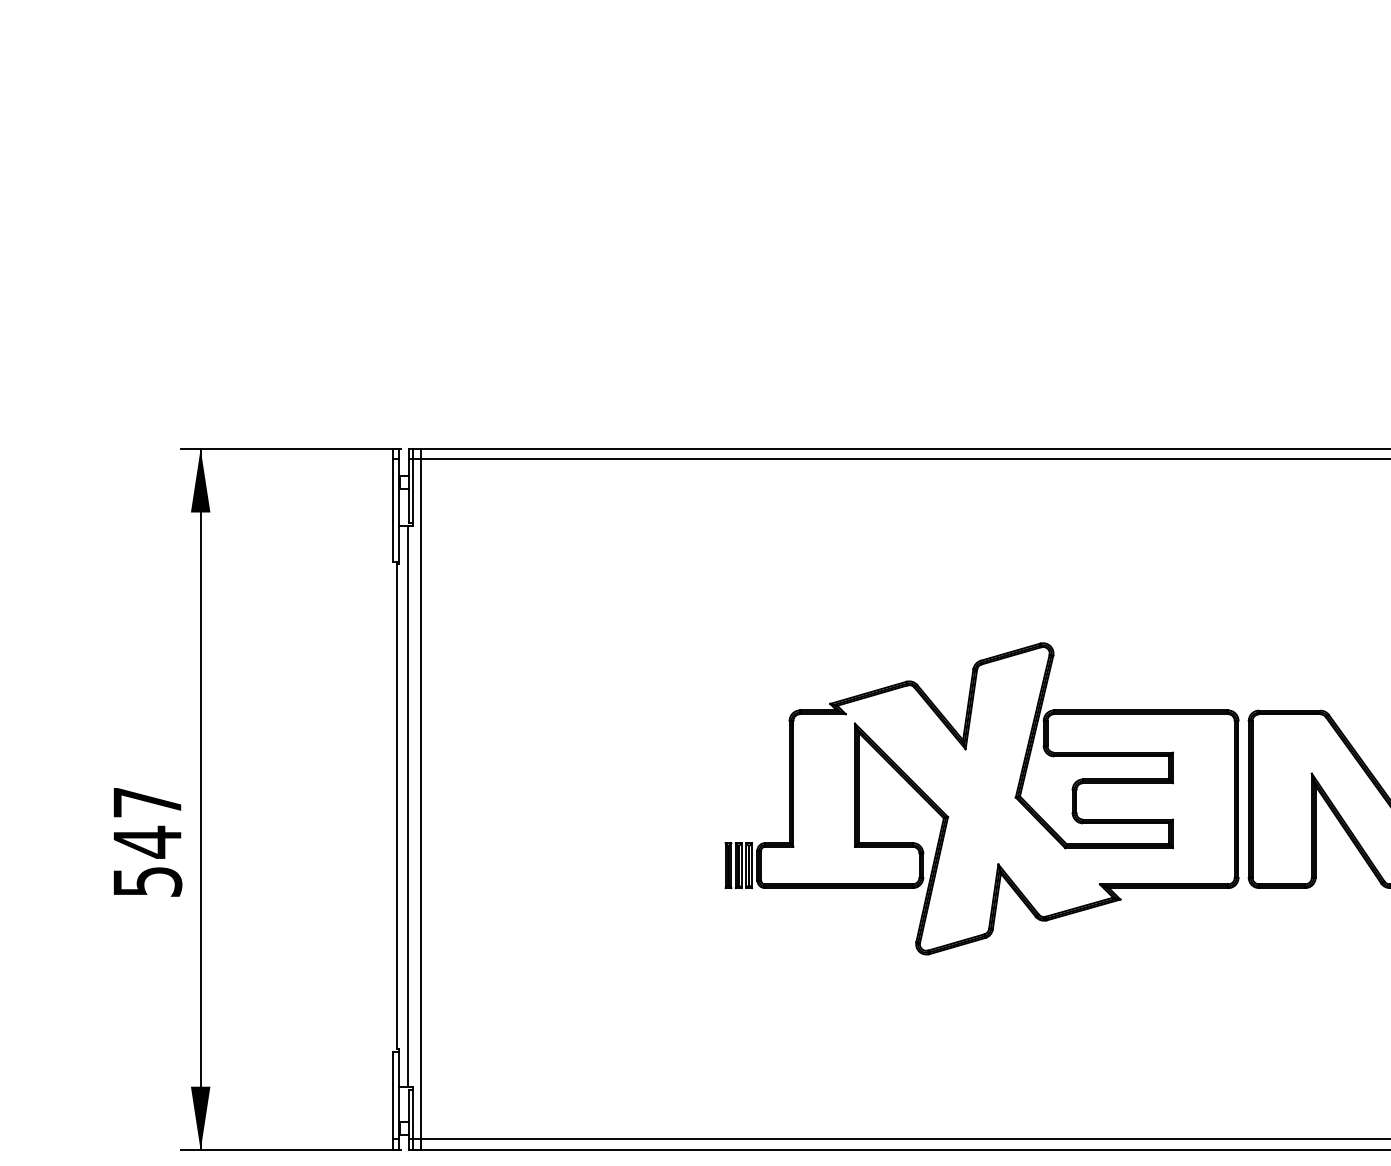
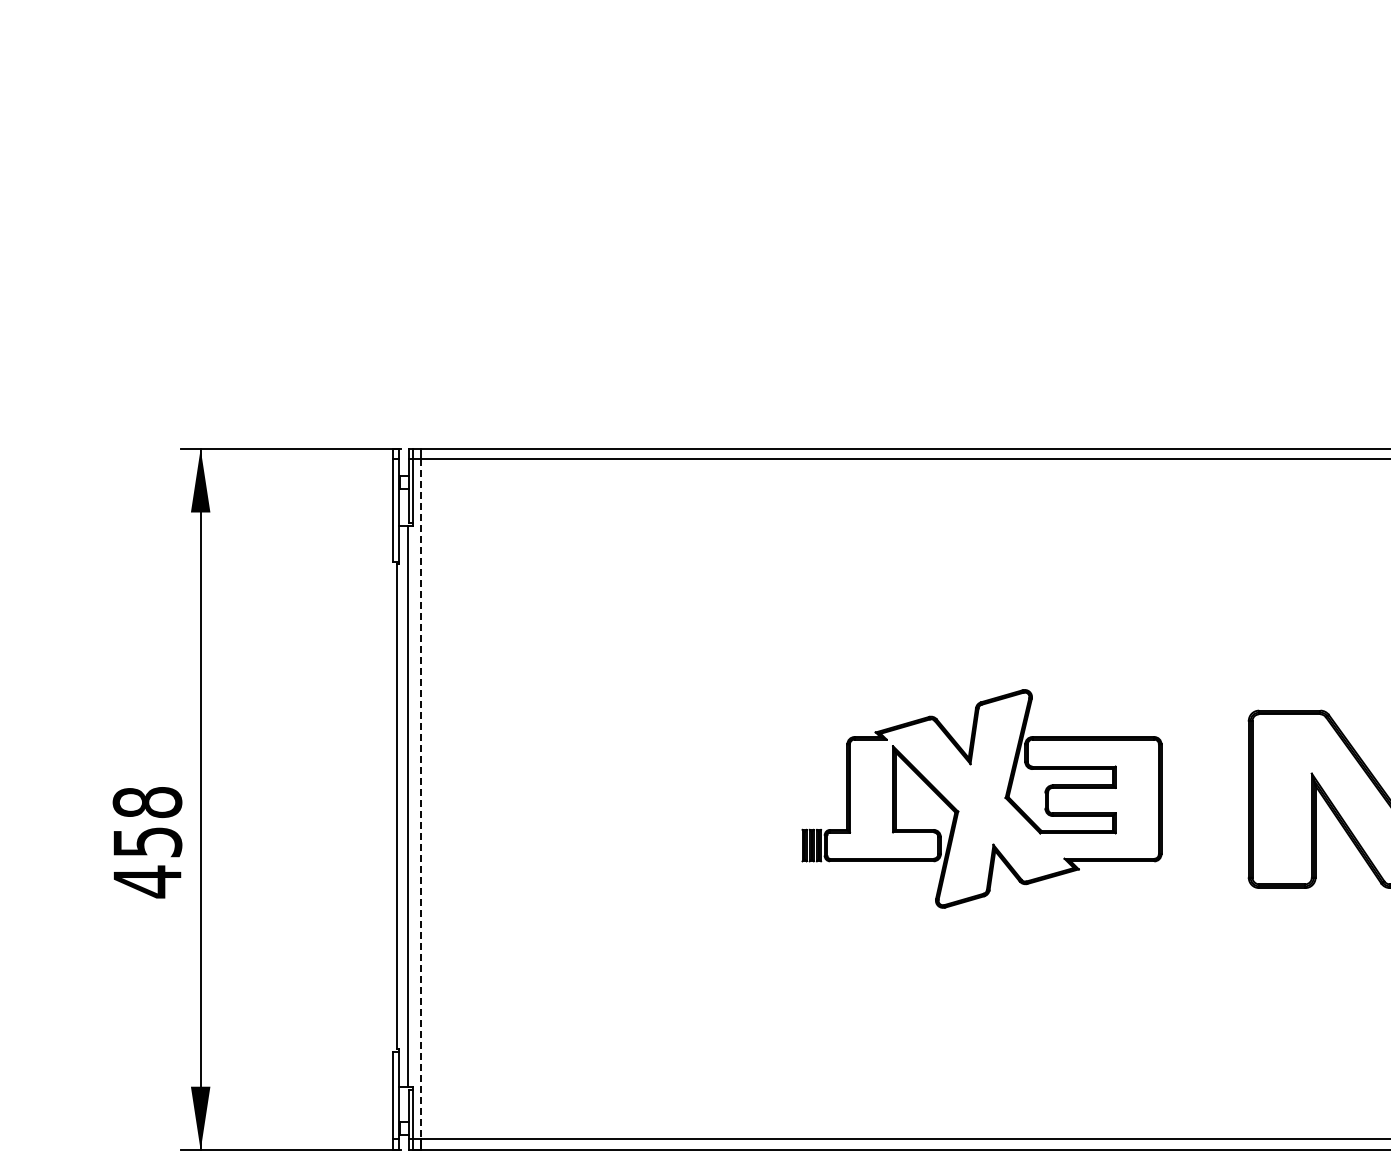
part size: 516x314 px -> 362x220 px (981, 798)
line: solid -> dashed (420, 799)
text: 547 -> 458 (147, 842)
